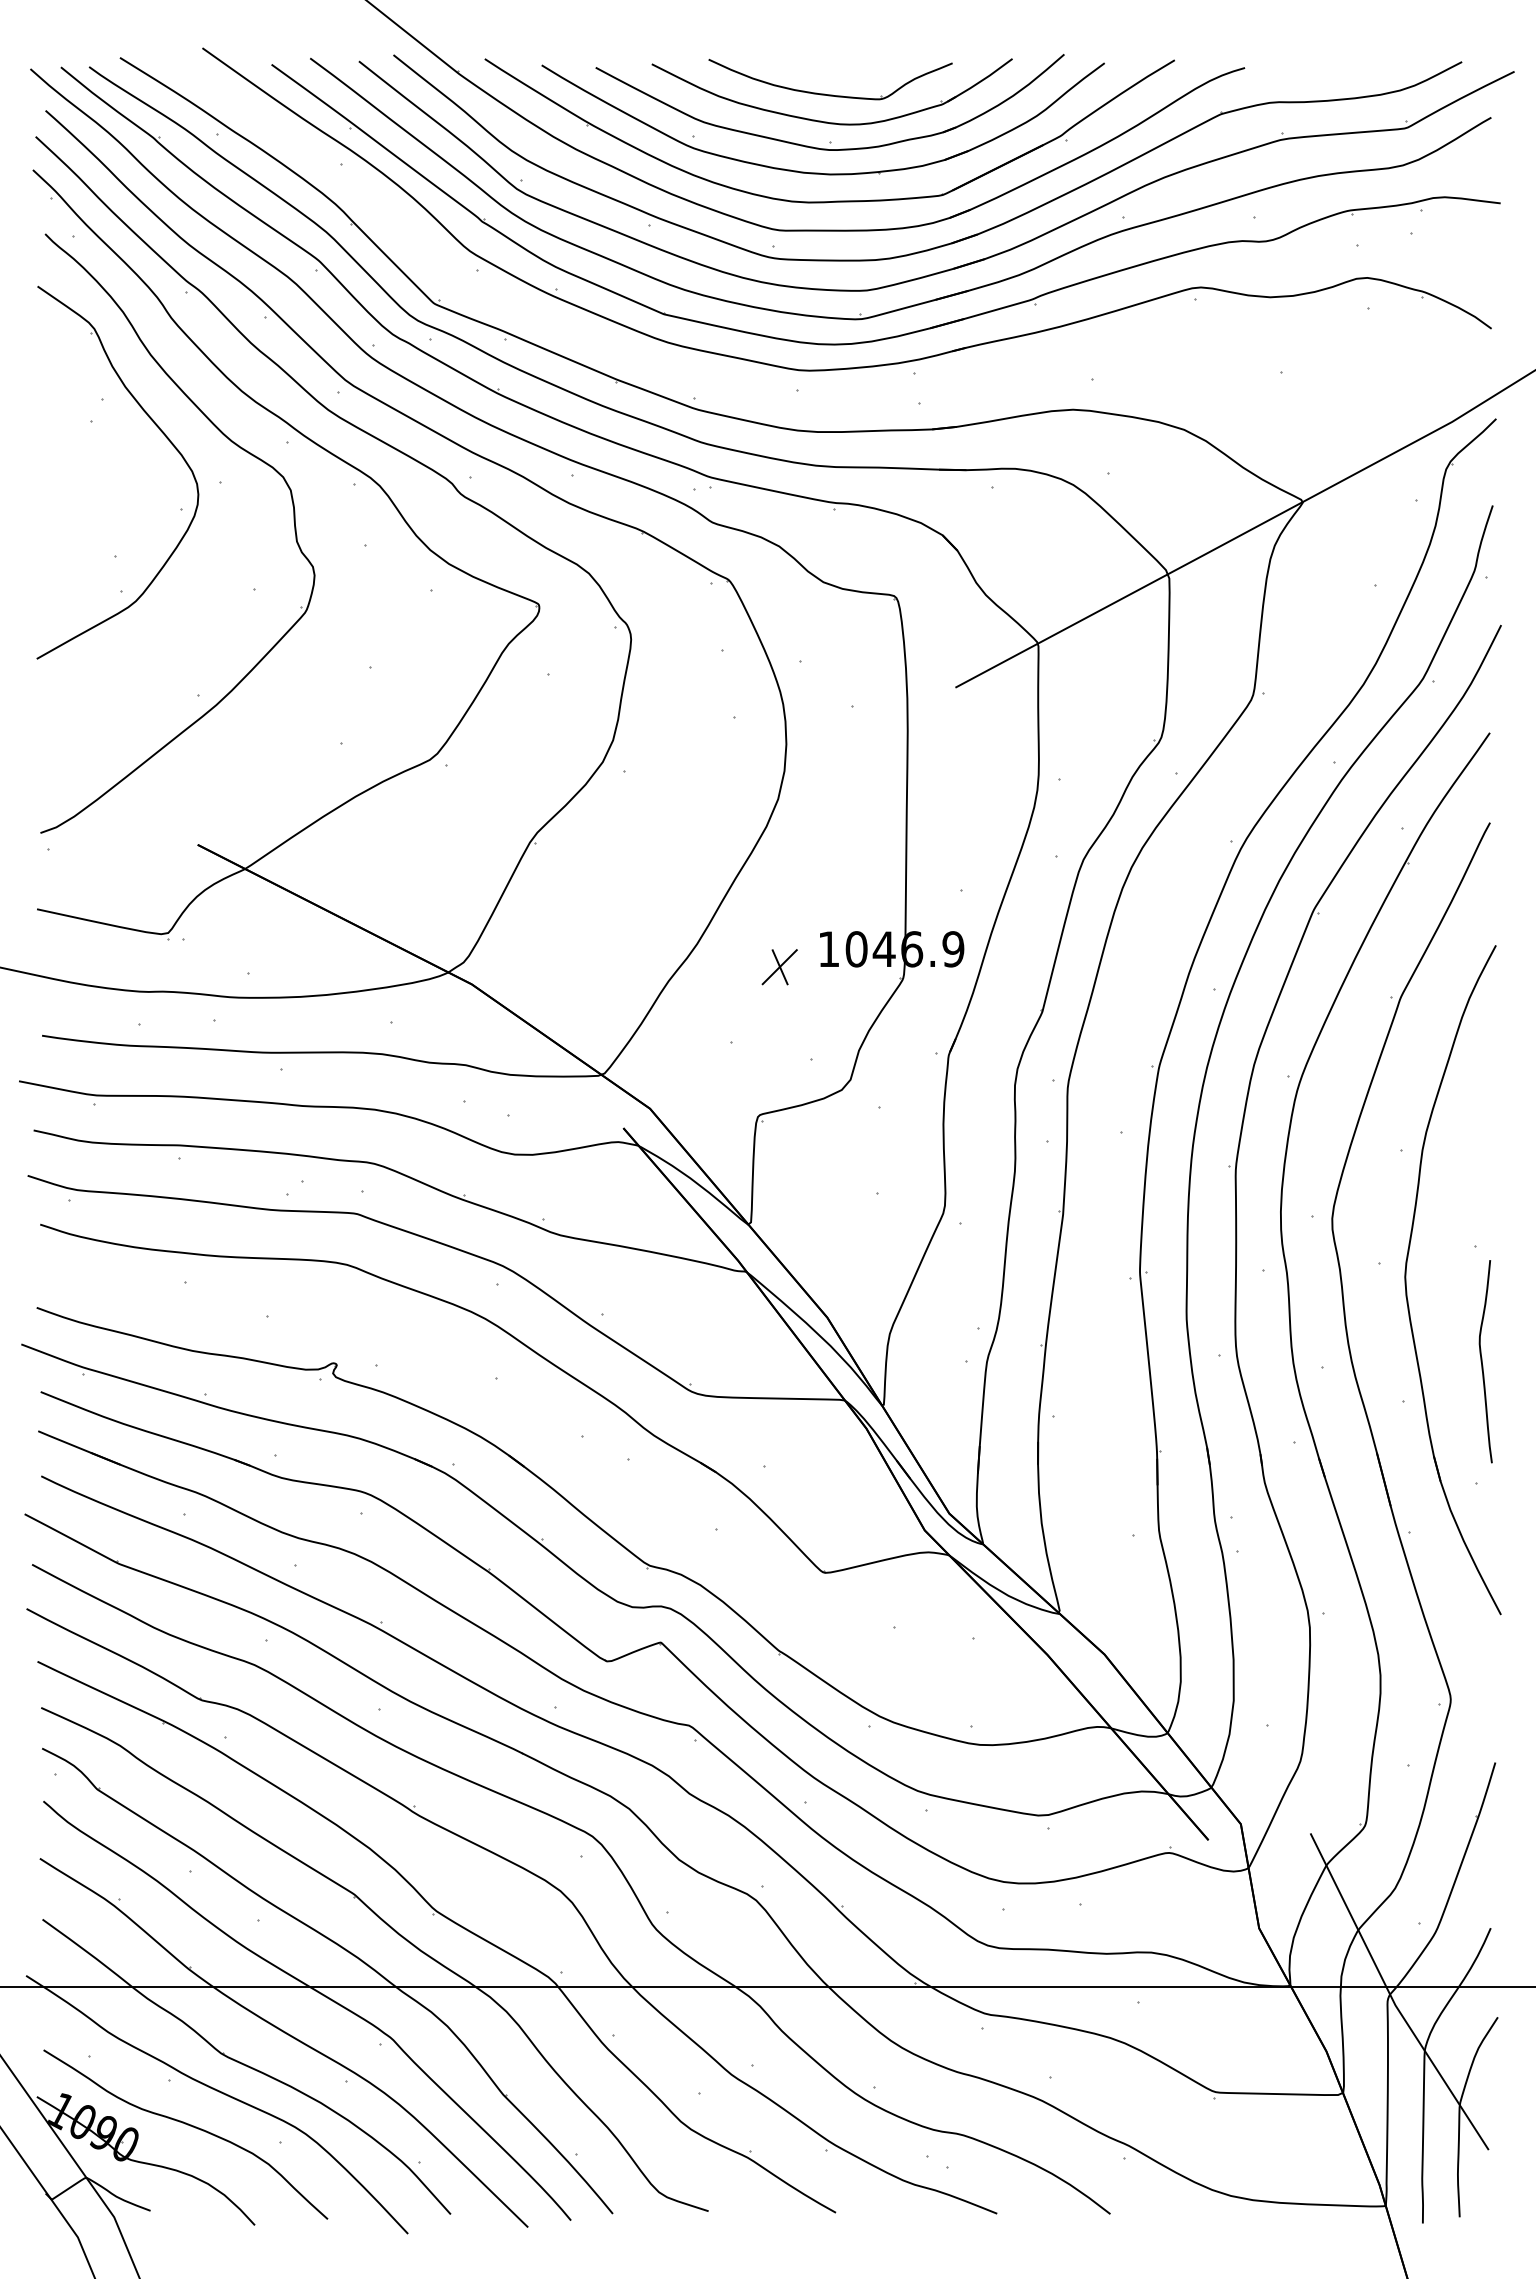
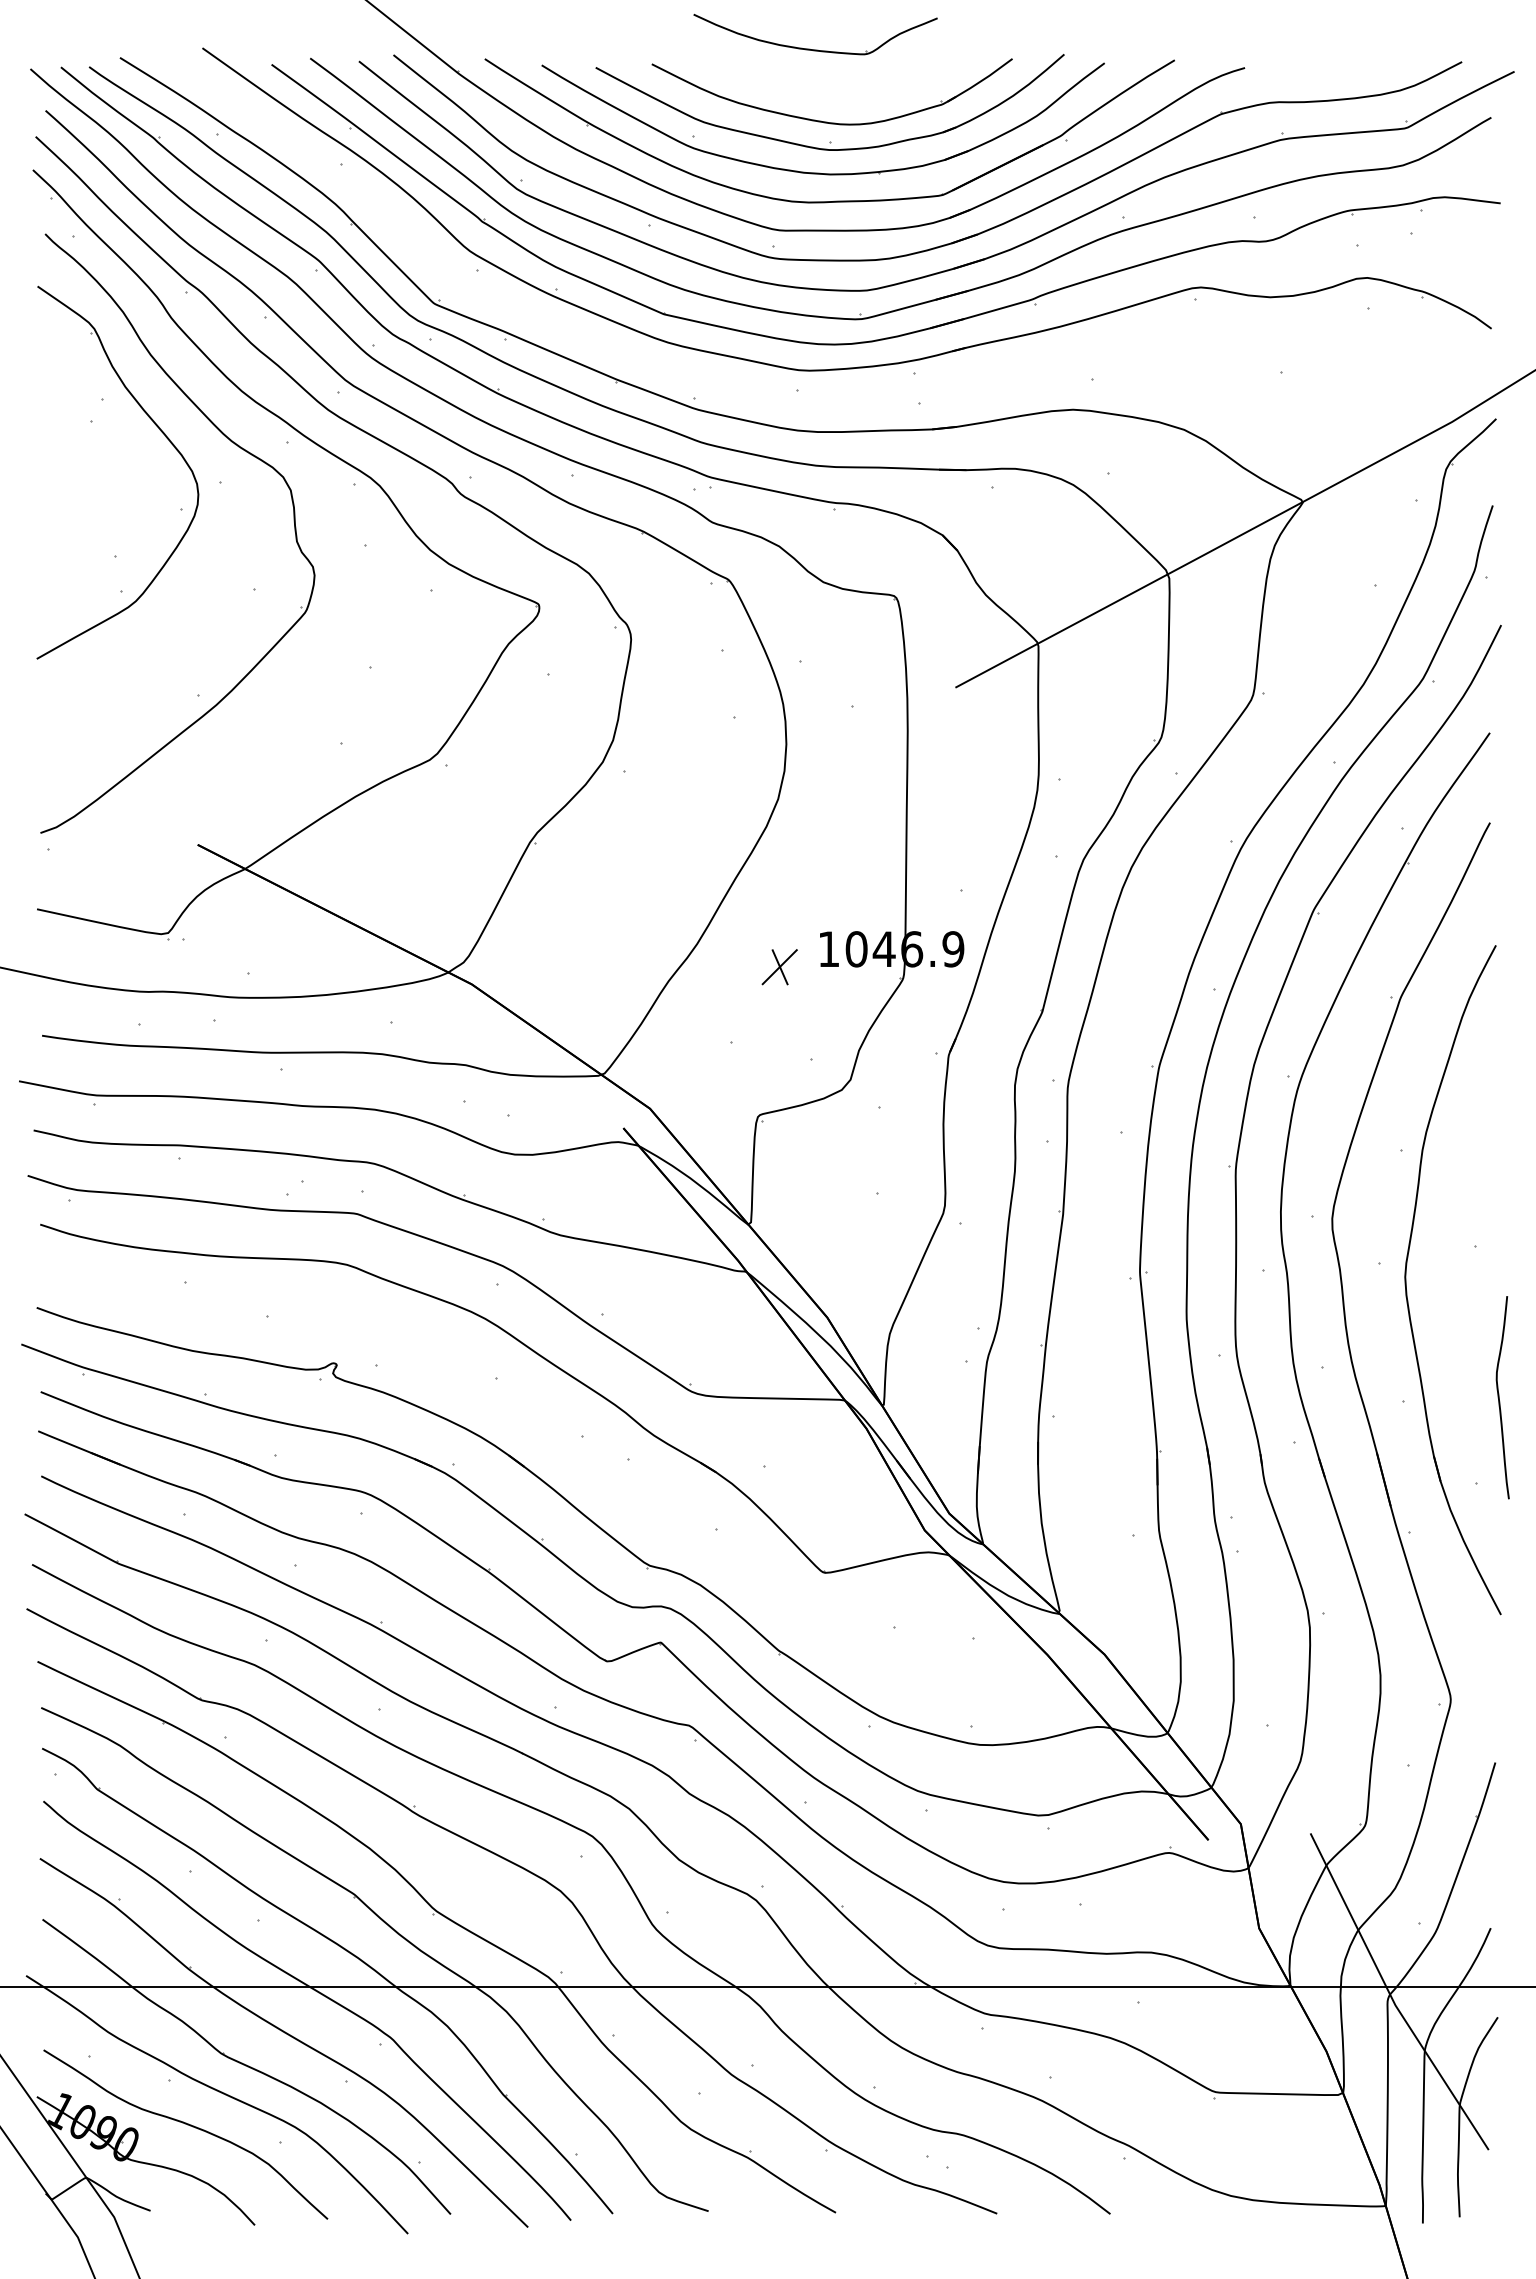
part position: (830, 94) -> (815, 49) (815, 49)
curve position: (1482, 1361) -> (1499, 1397) (1499, 1397)
